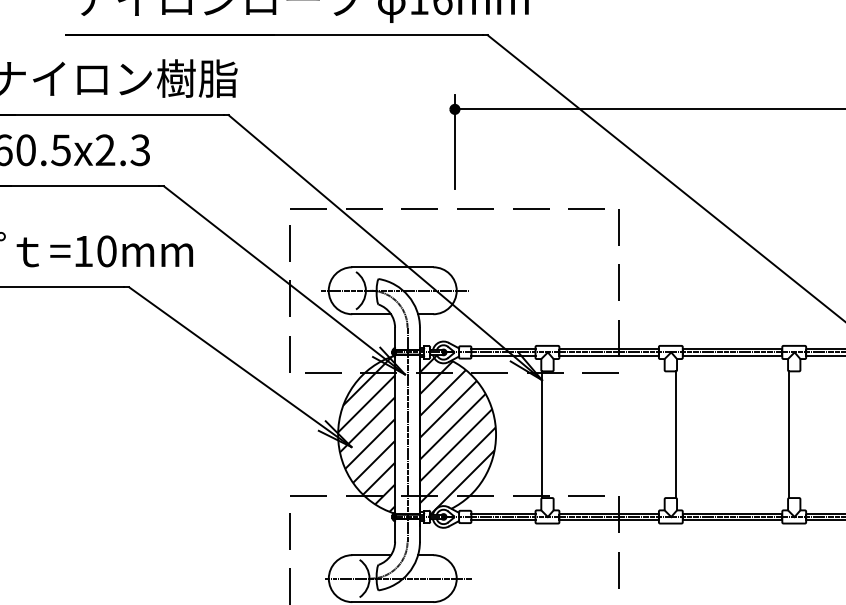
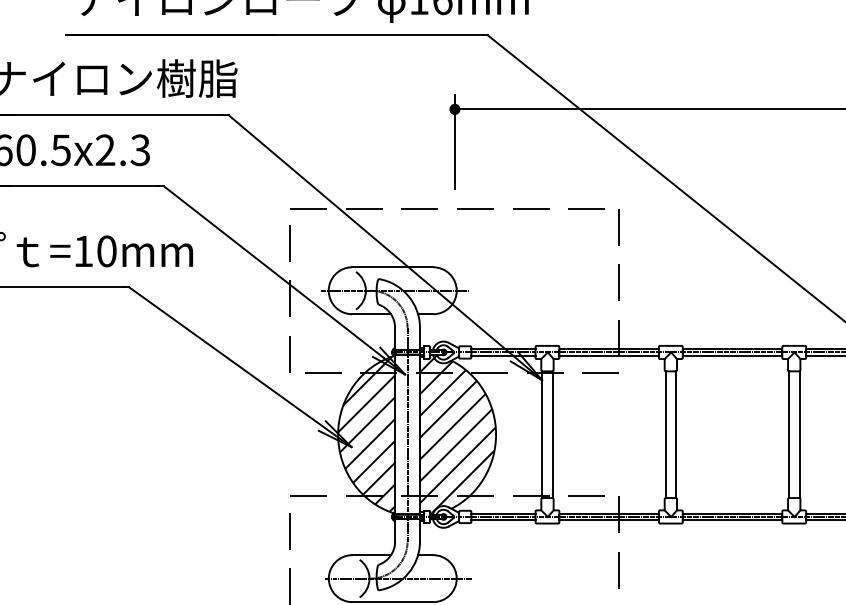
line: none -> present (552, 434)
line: none -> present (665, 434)
line: none -> present (799, 434)
